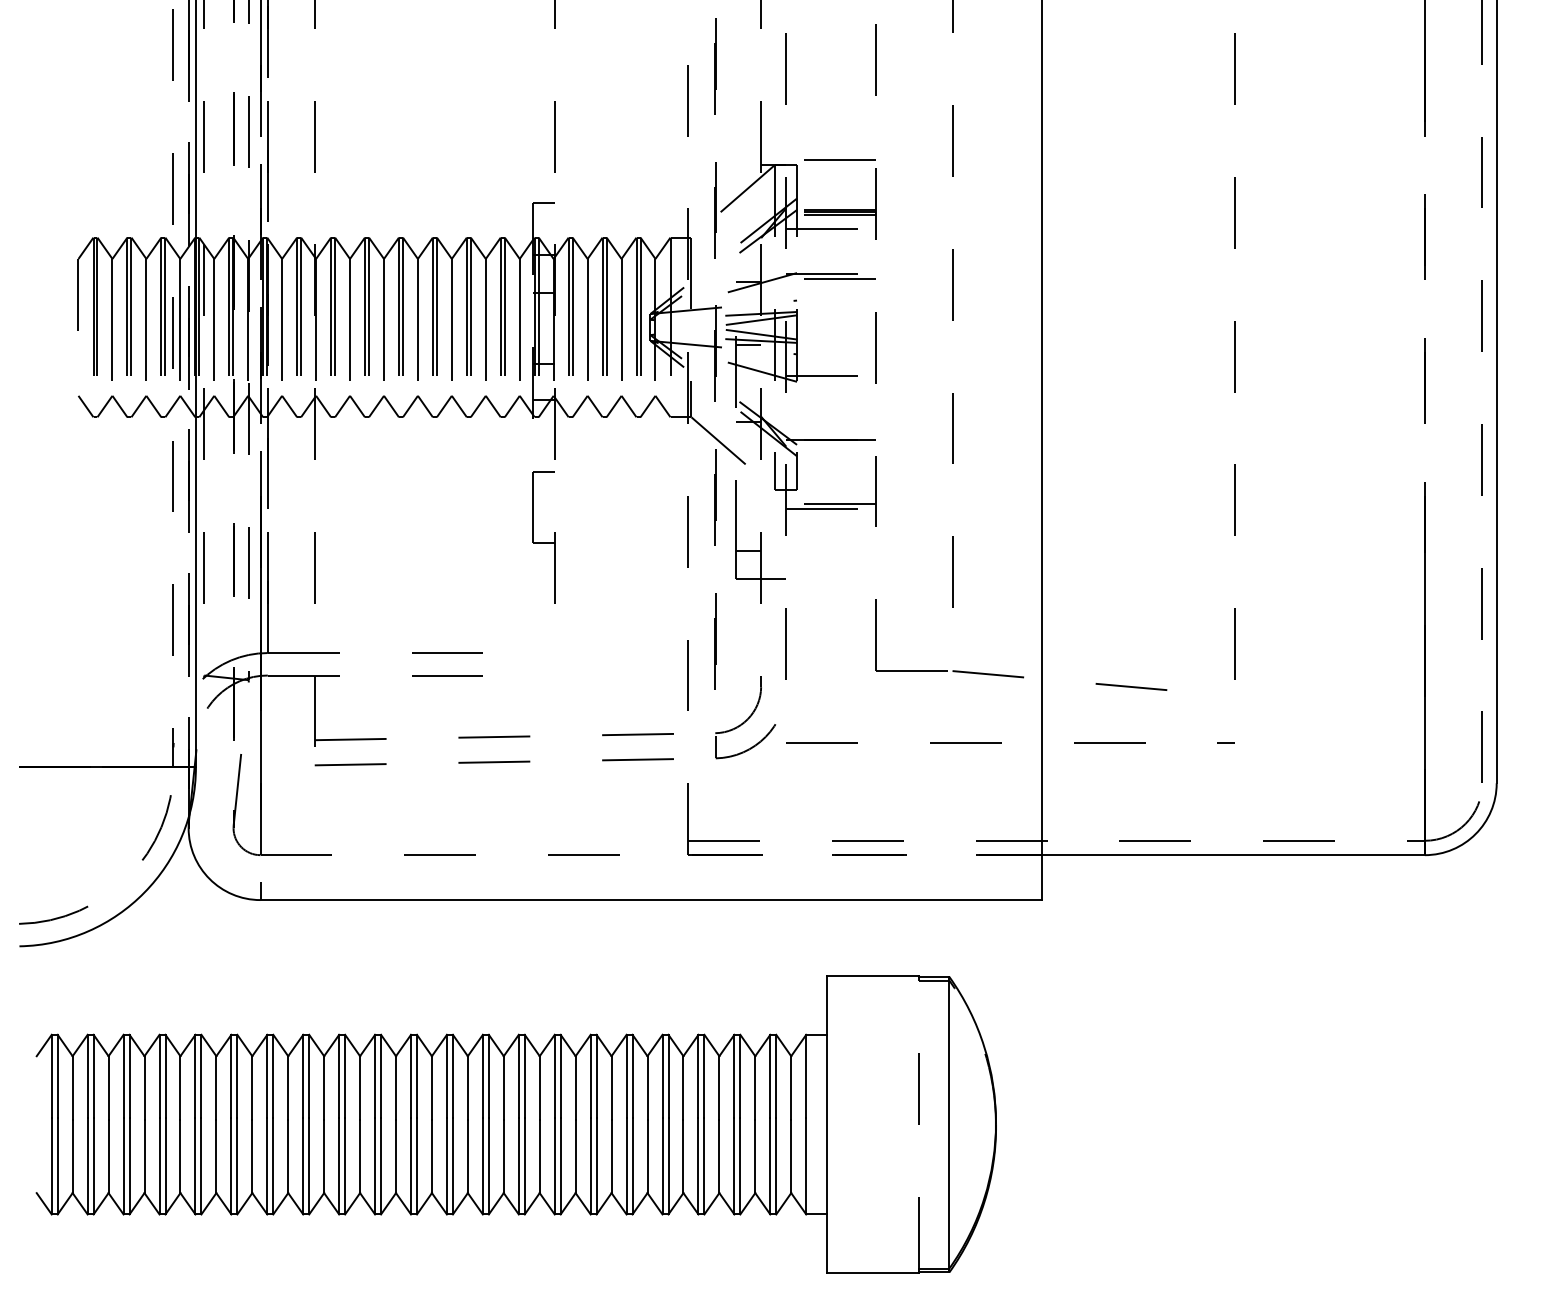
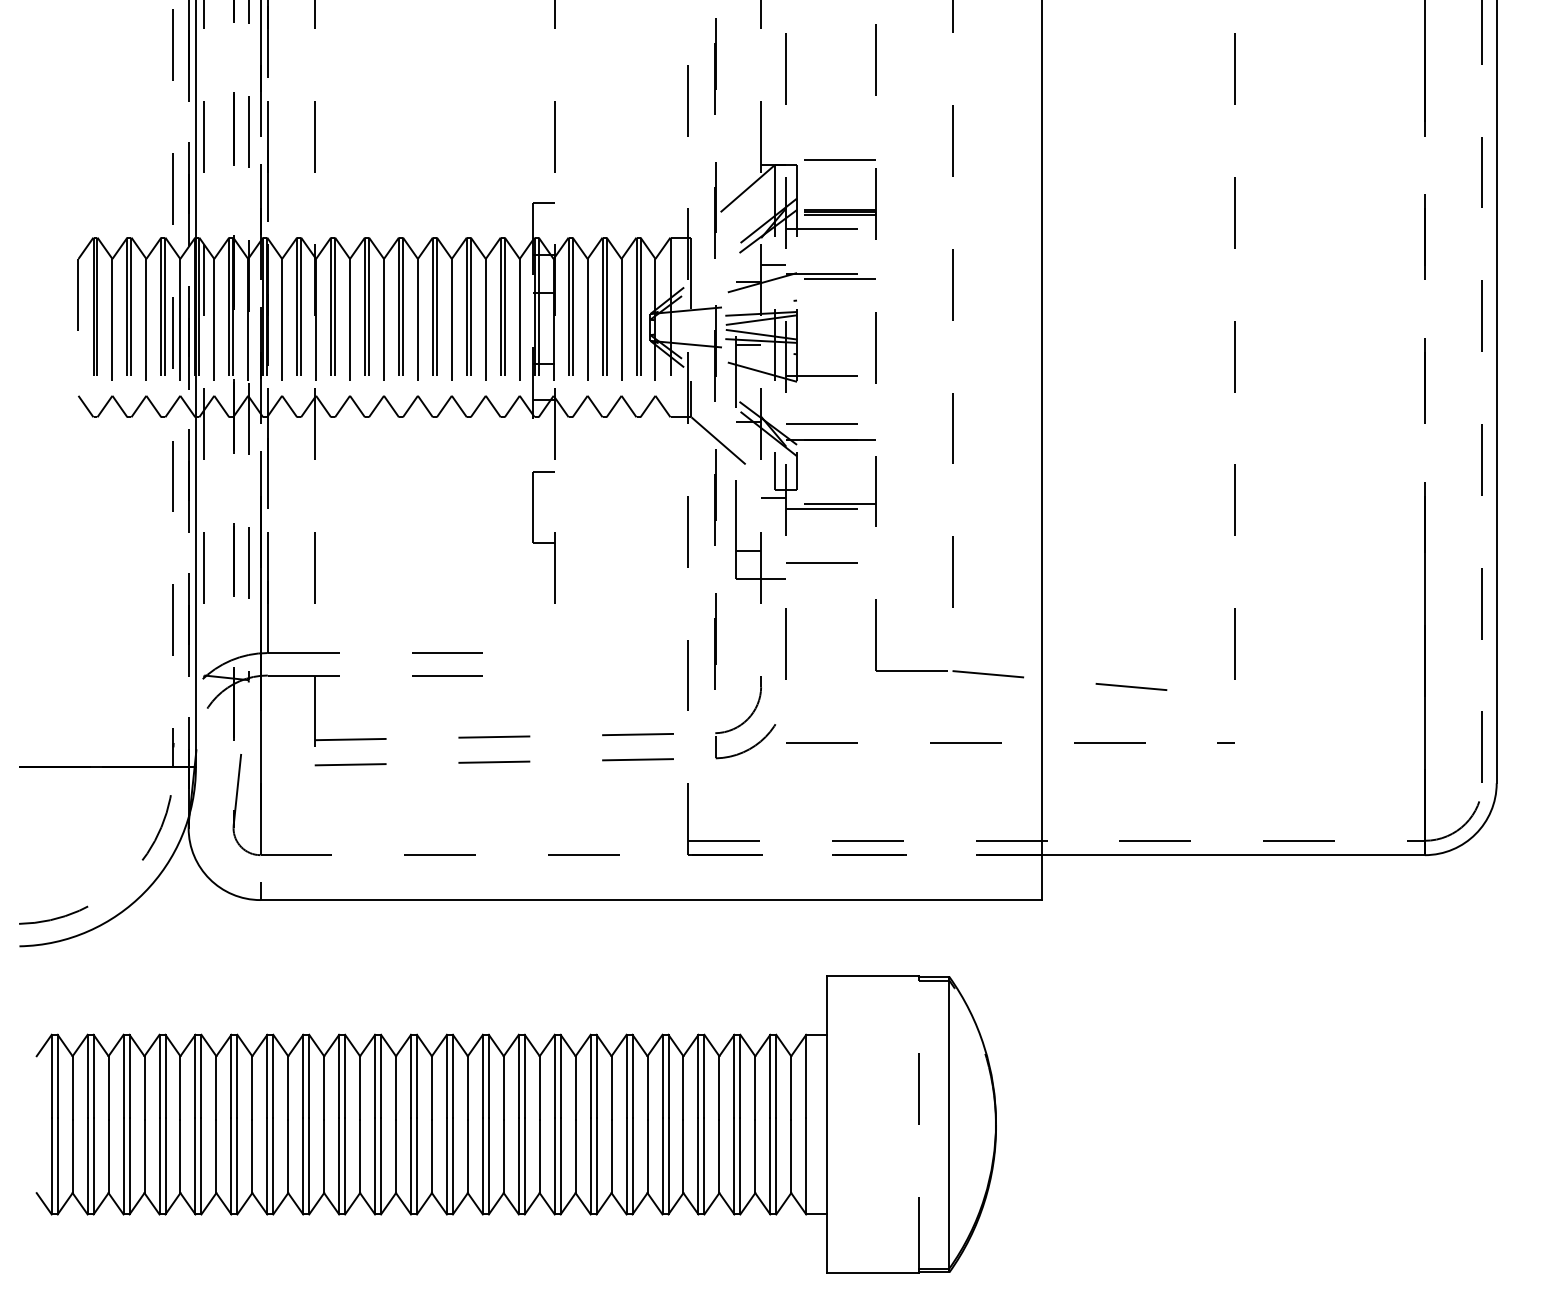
line: none -> present (773, 264)
line: none -> present (821, 423)
line: none -> present (773, 498)
line: none -> present (821, 562)
